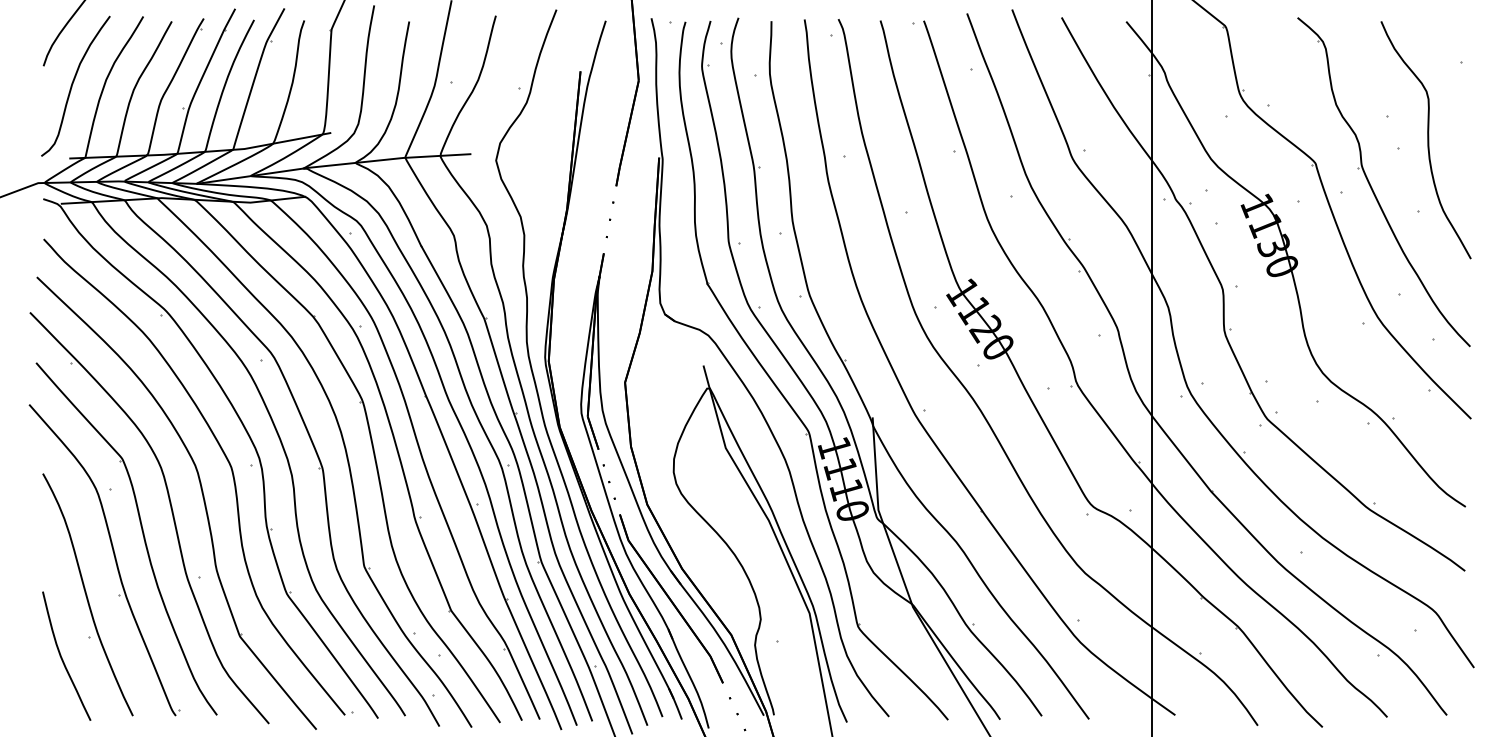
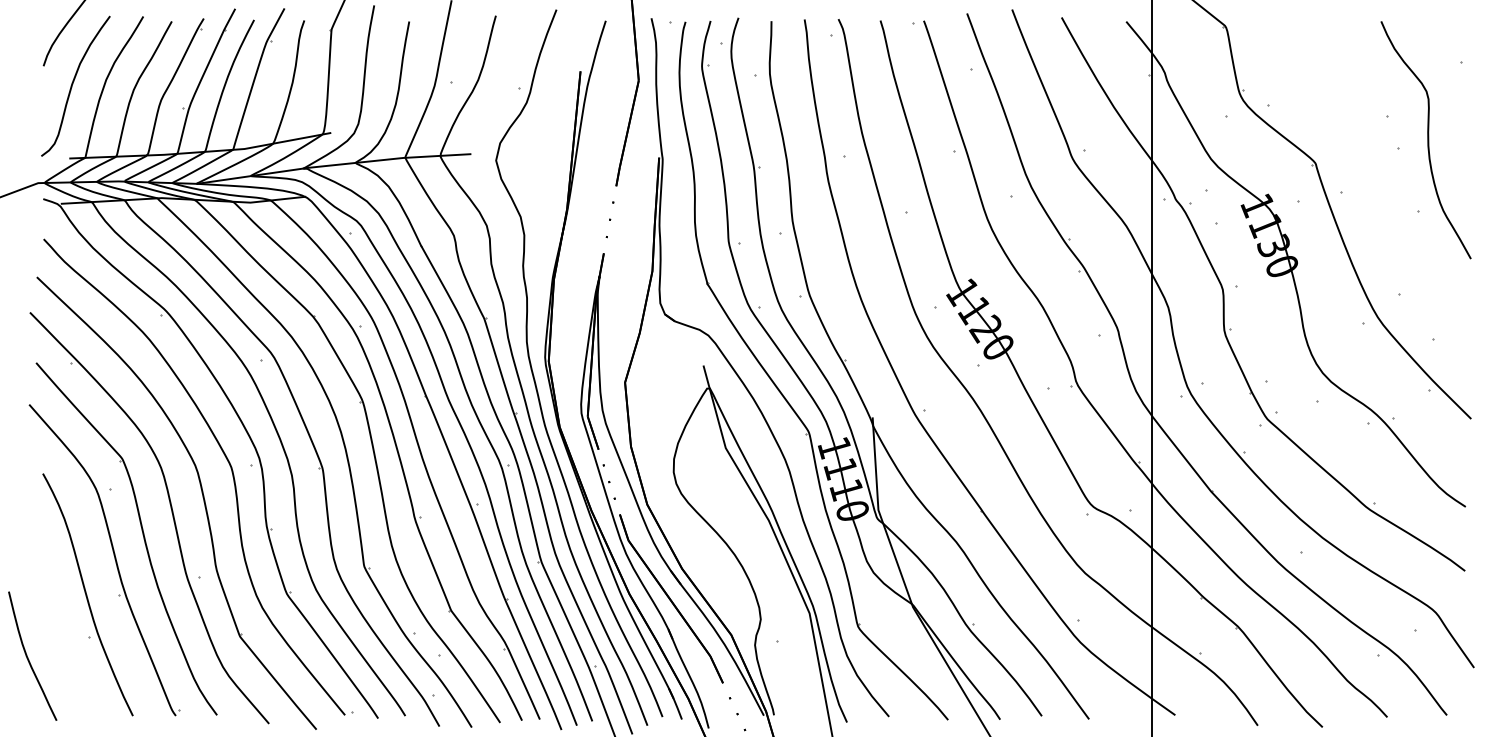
part: present -> none (1372, 187)
curve position: (62, 657) -> (28, 657) (28, 657)
